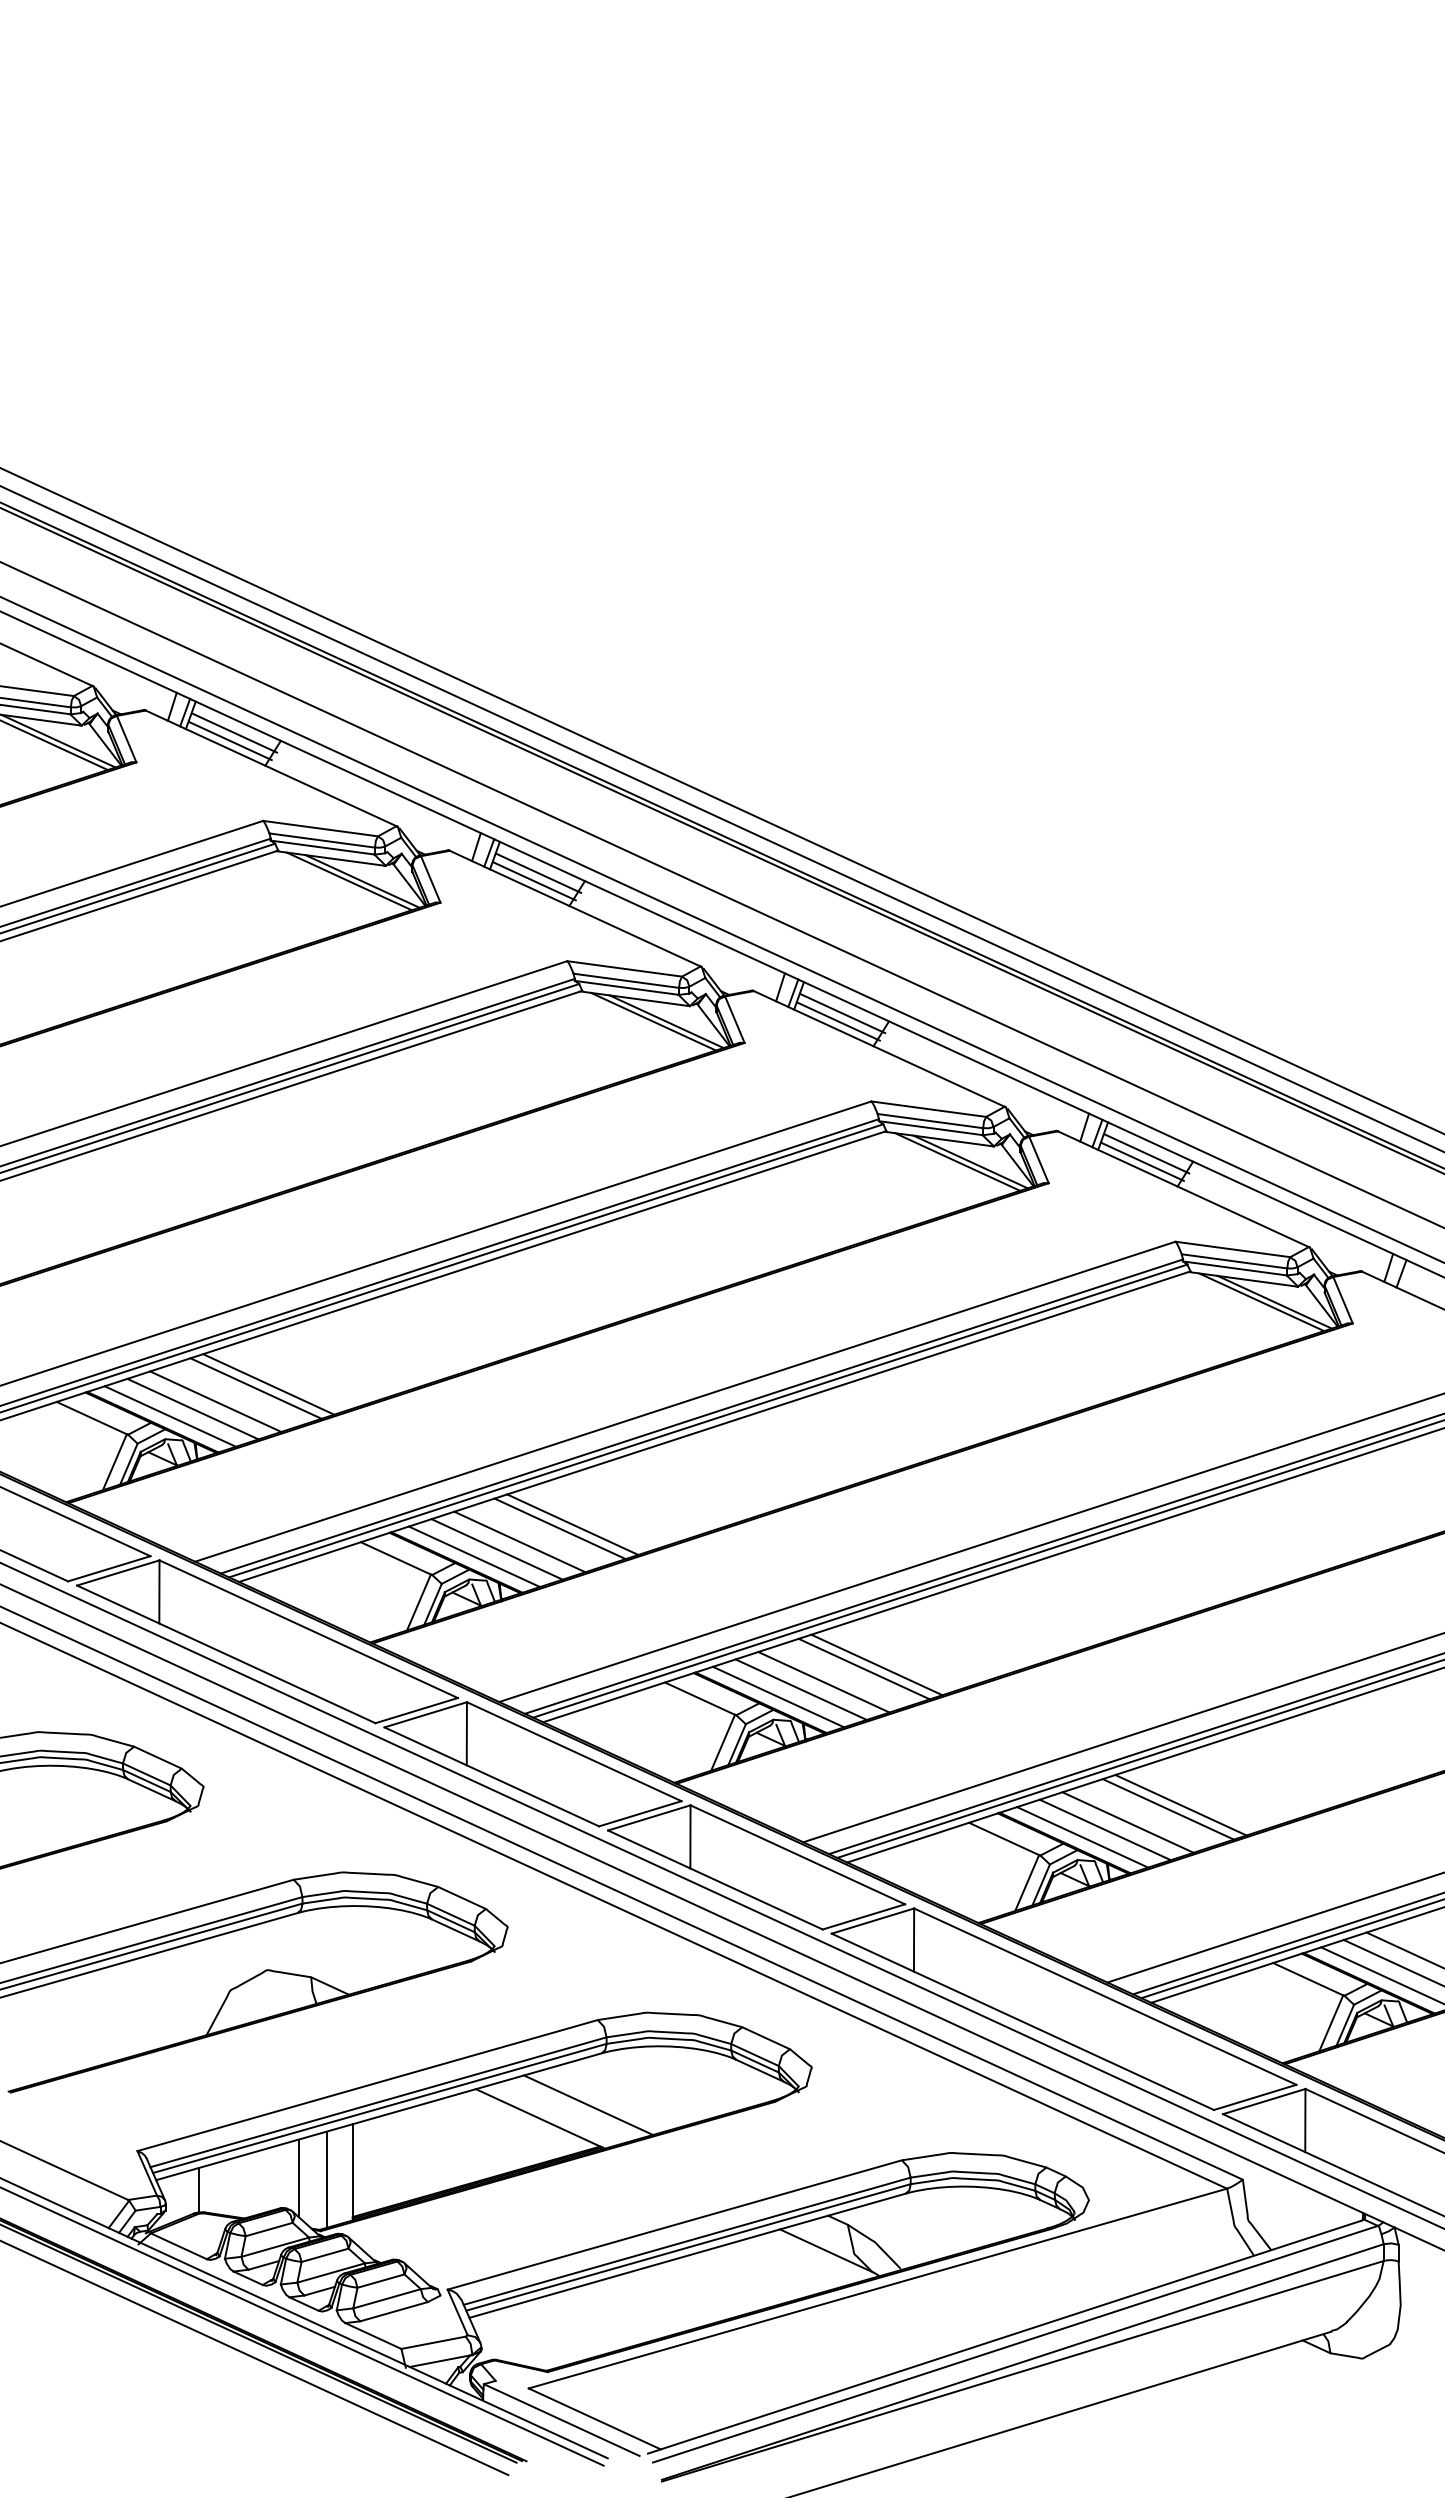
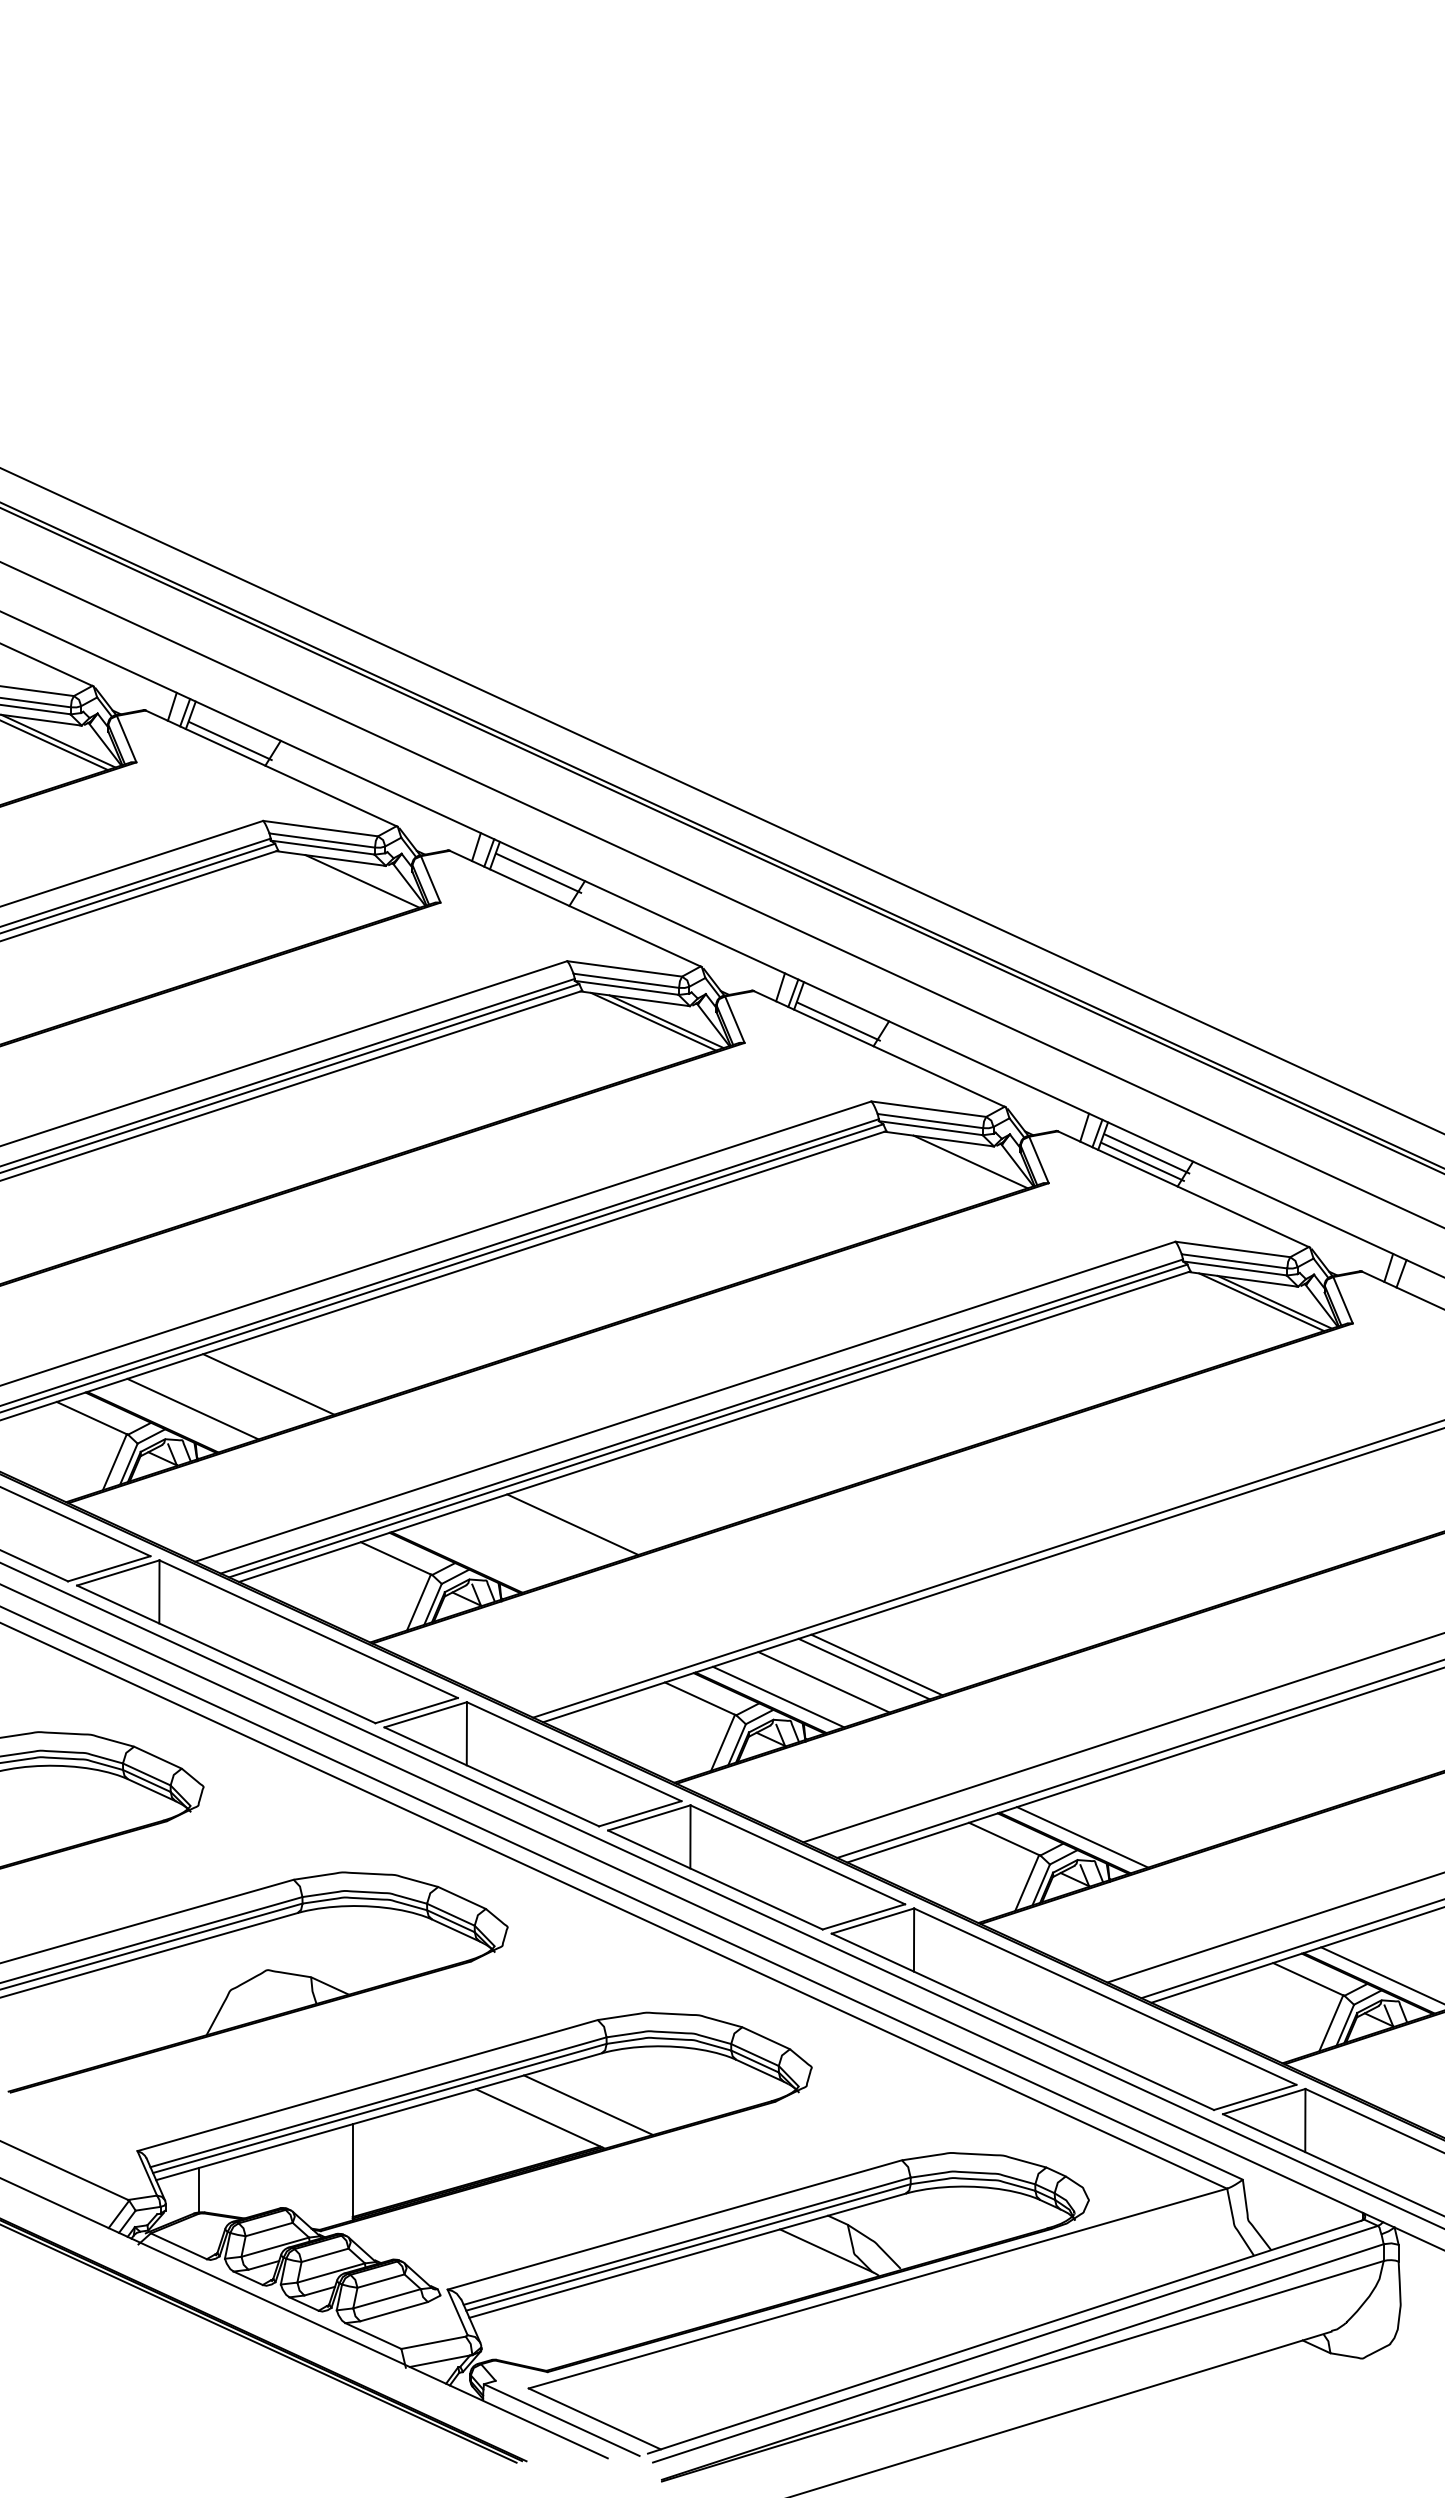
line: present -> none (234, 732)
line: present -> none (721, 819)
line: present -> none (348, 881)
line: present -> none (534, 881)
line: present -> none (721, 929)
line: present -> none (842, 1013)
line: present -> none (957, 1161)
line: present -> none (255, 1388)
line: present -> none (215, 1401)
line: present -> none (169, 1416)
line: present -> none (559, 1528)
line: present -> none (519, 1541)
line: present -> none (970, 1548)
line: present -> none (496, 1549)
line: present -> none (474, 1556)
line: present -> none (982, 1563)
line: present -> none (800, 1689)
line: present -> none (1134, 1754)
line: present -> none (1180, 1805)
line: present -> none (1167, 1809)
line: present -> none (1127, 1822)
line: present -> none (1104, 1829)
line: present -> none (1287, 1943)
line: present -> none (1403, 1949)
line: present -> none (1392, 1961)
line: present -> none (299, 2178)
line: present -> none (326, 2179)
line: present -> none (302, 2326)
line: present -> none (255, 2358)
